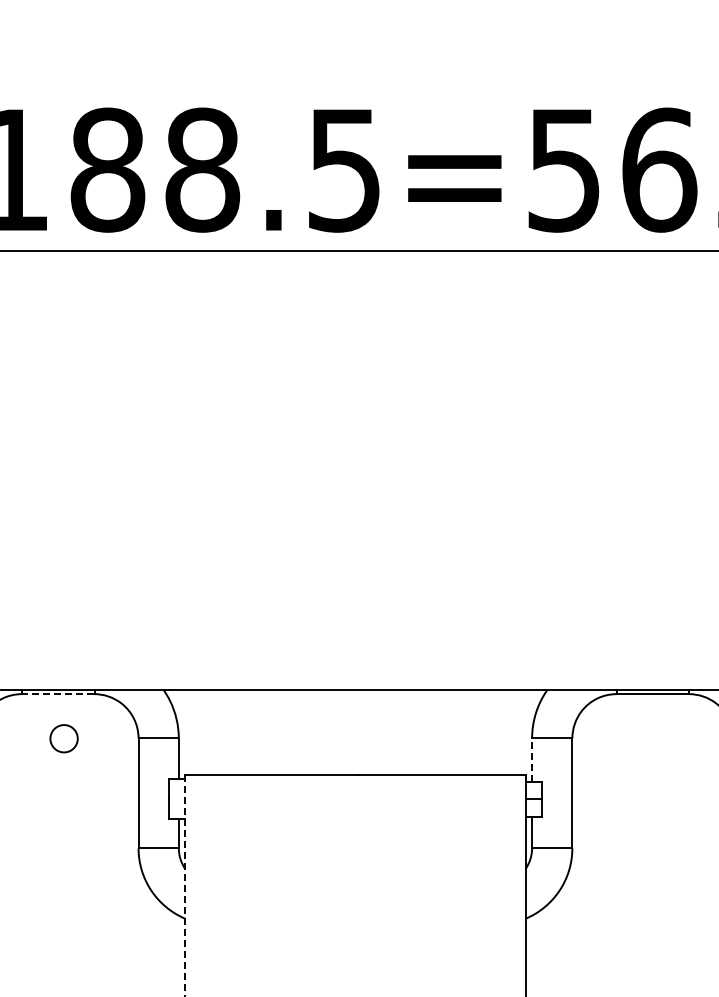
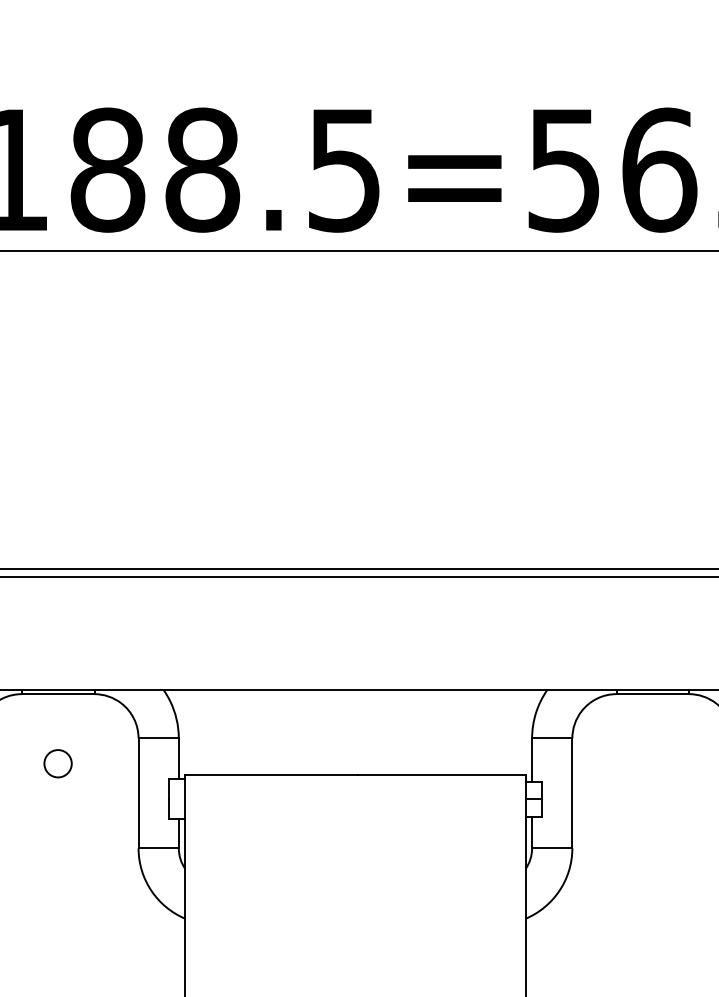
line: none -> present (358, 569)
line: none -> present (358, 577)
line: dashed -> solid (57, 694)
circle position: (63, 738) -> (57, 763) (57, 763)
line: dashed -> solid (532, 760)
line: dashed -> solid (185, 885)
